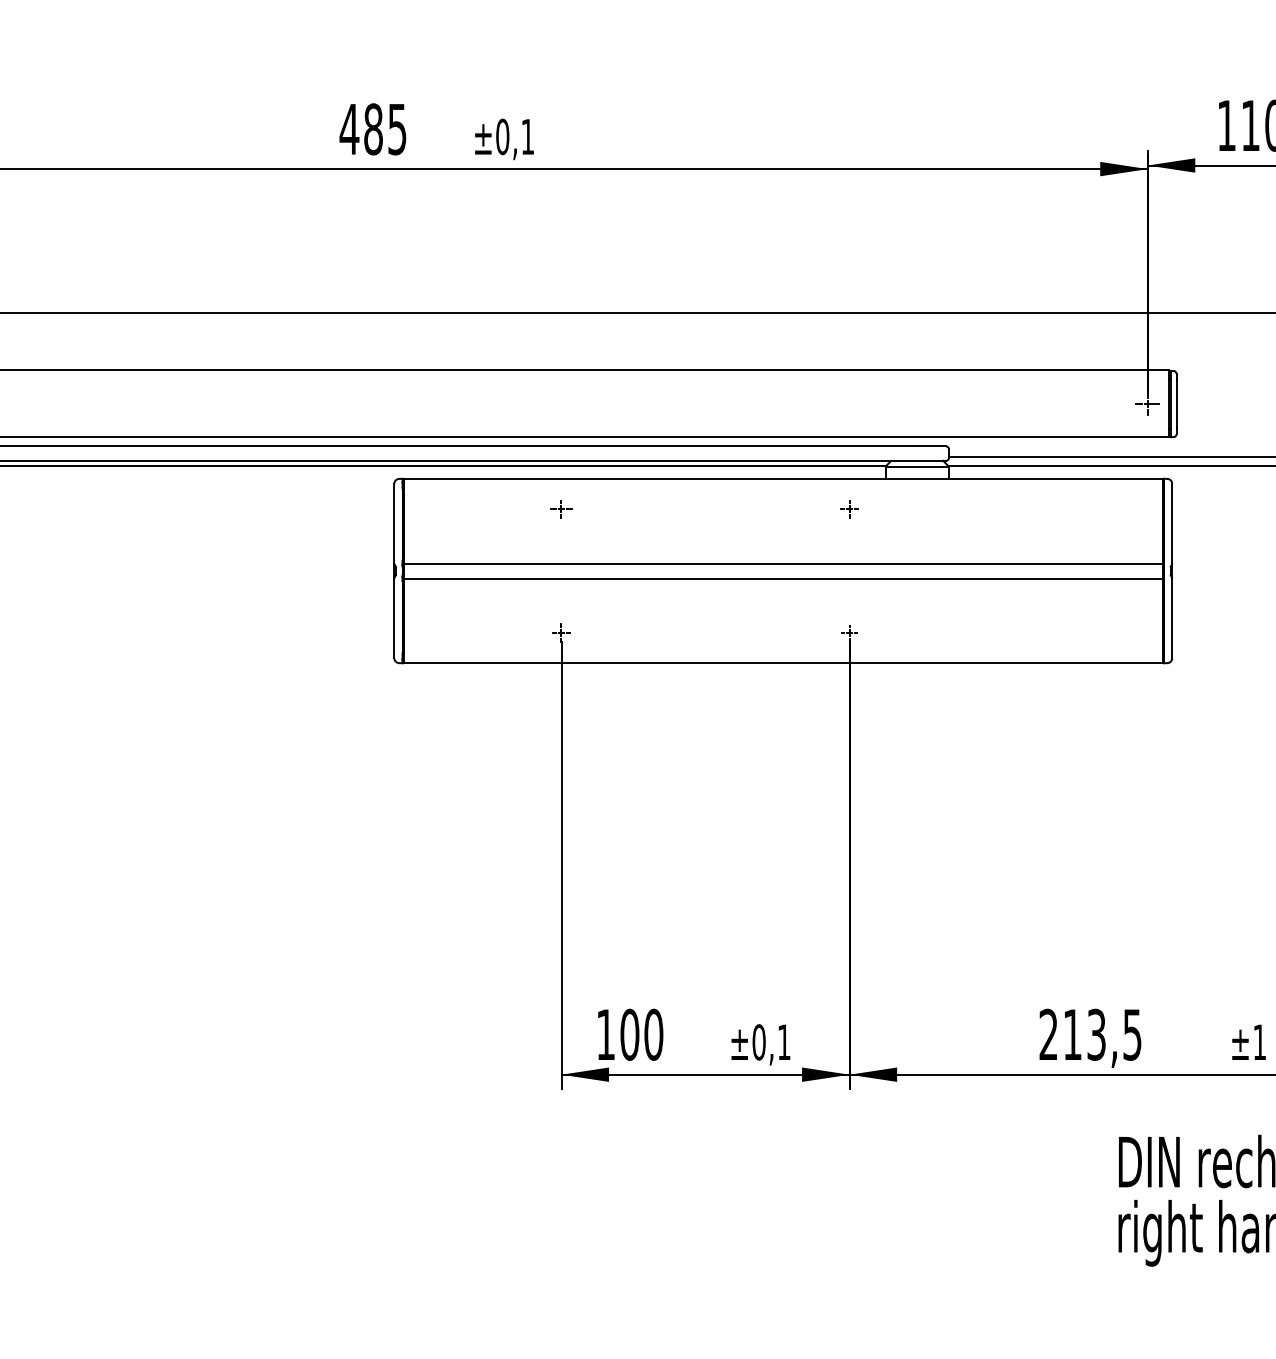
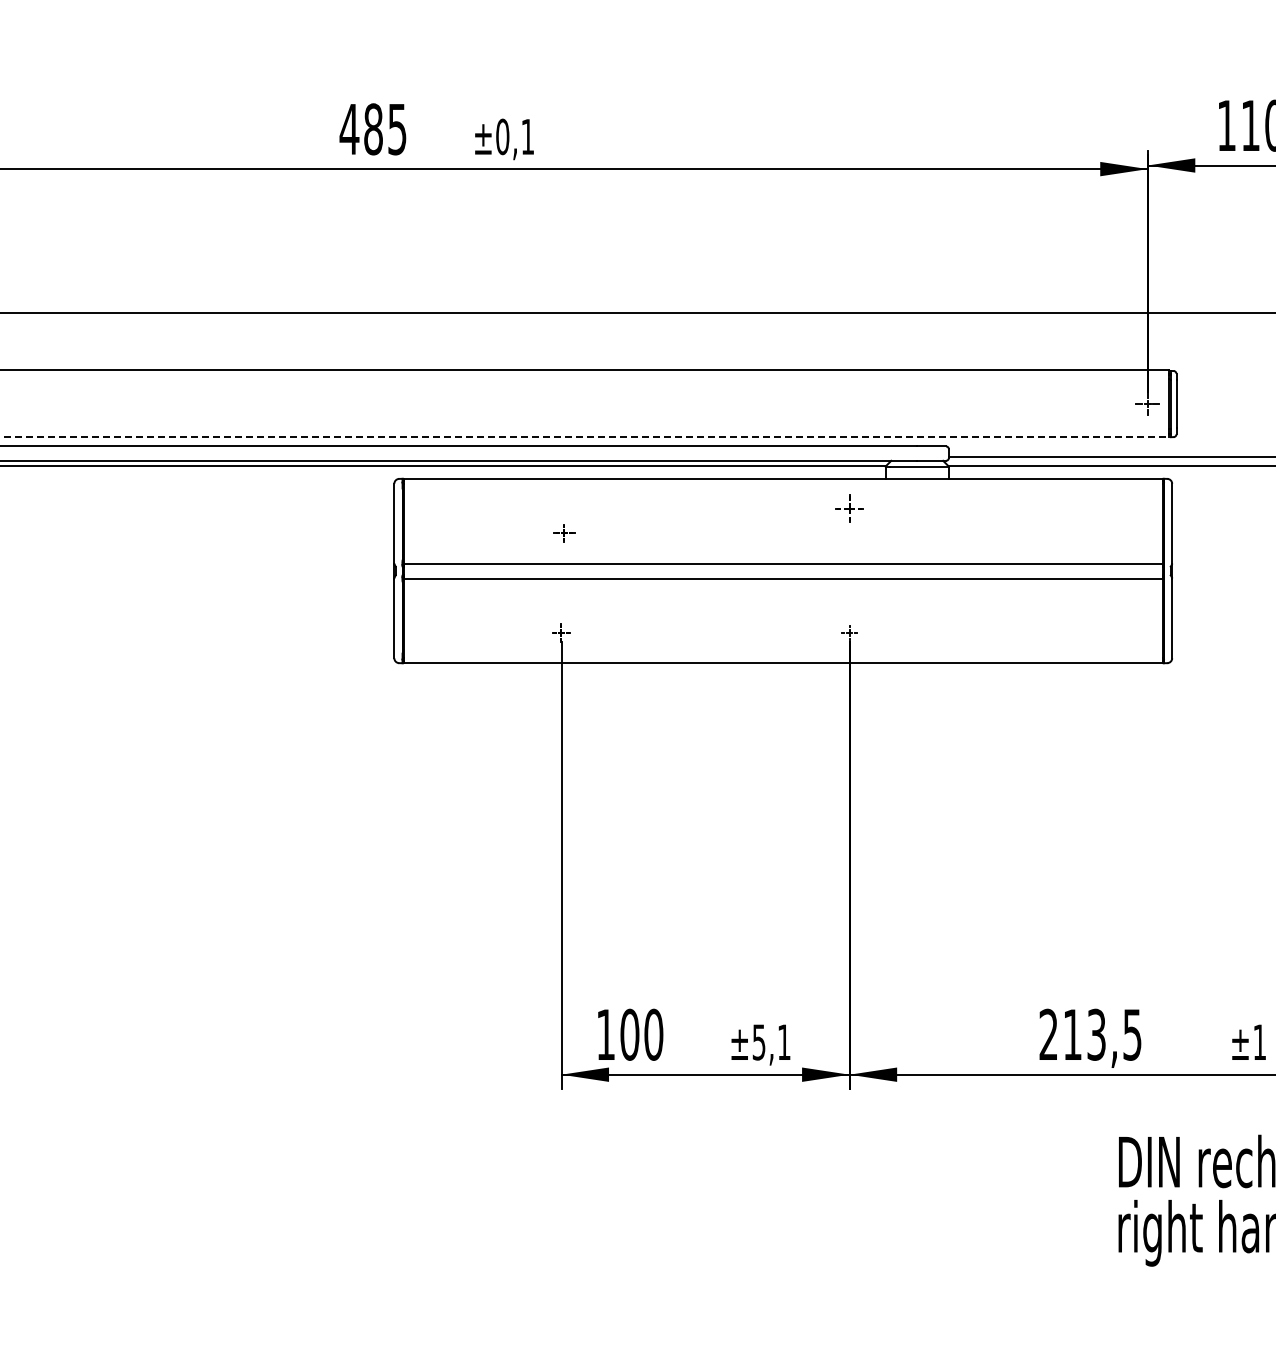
line: solid -> dashed (585, 437)
part position: (561, 509) -> (564, 533) (564, 533)
part size: 19x19 px -> 29x29 px (849, 508)
text: ±0,1 -> ±5,1 (758, 1042)
